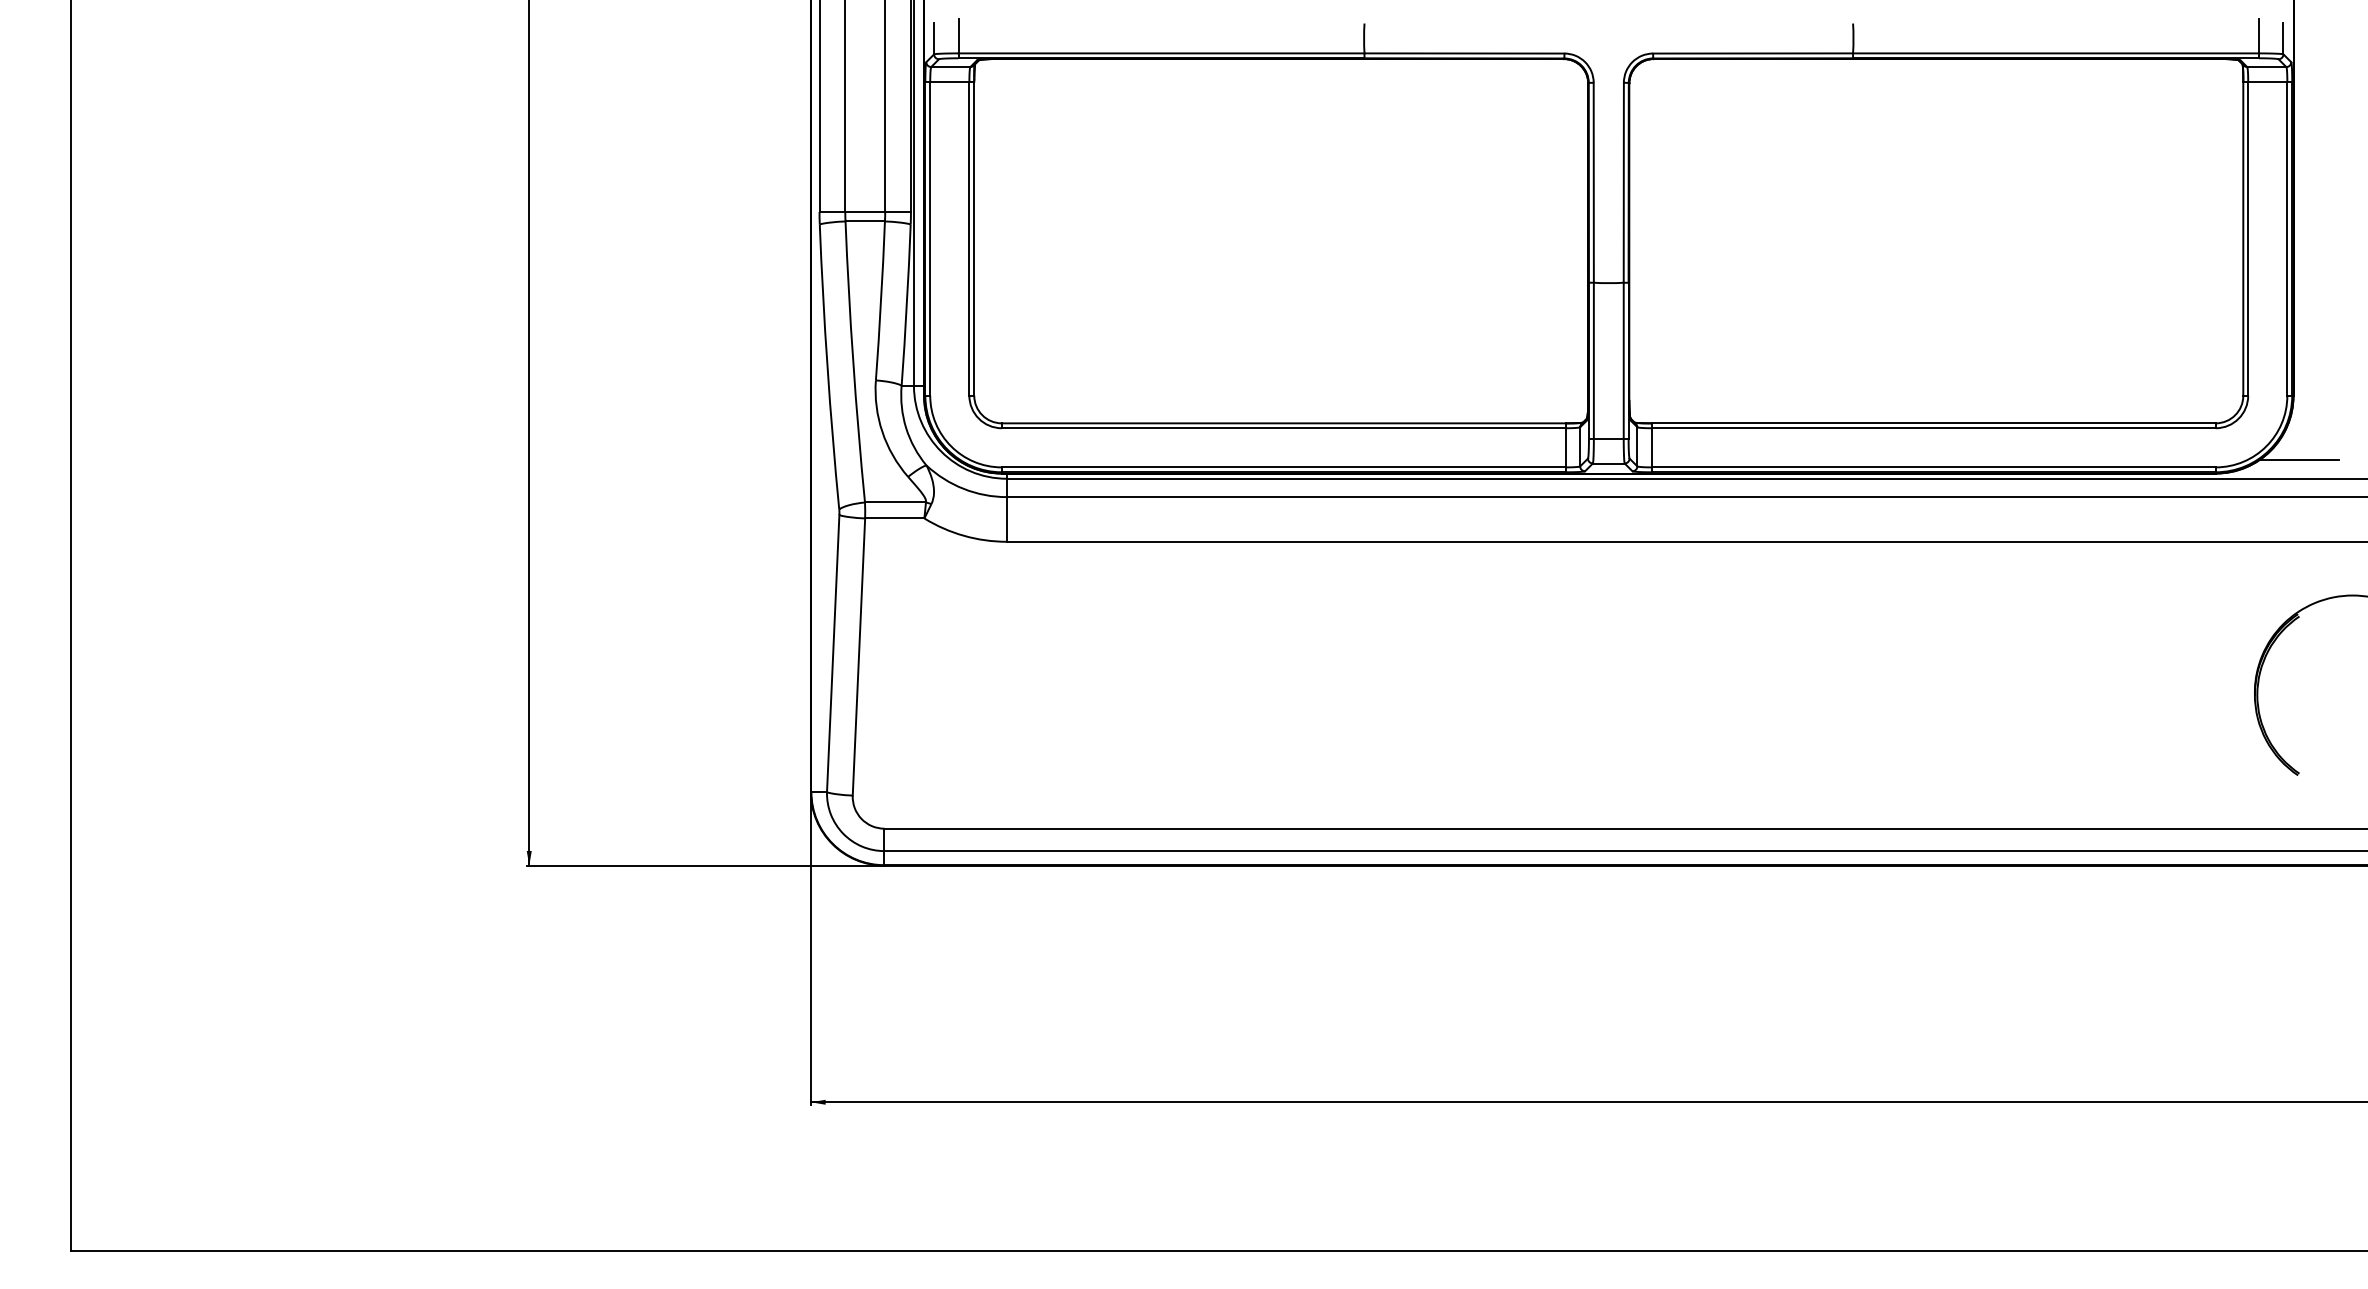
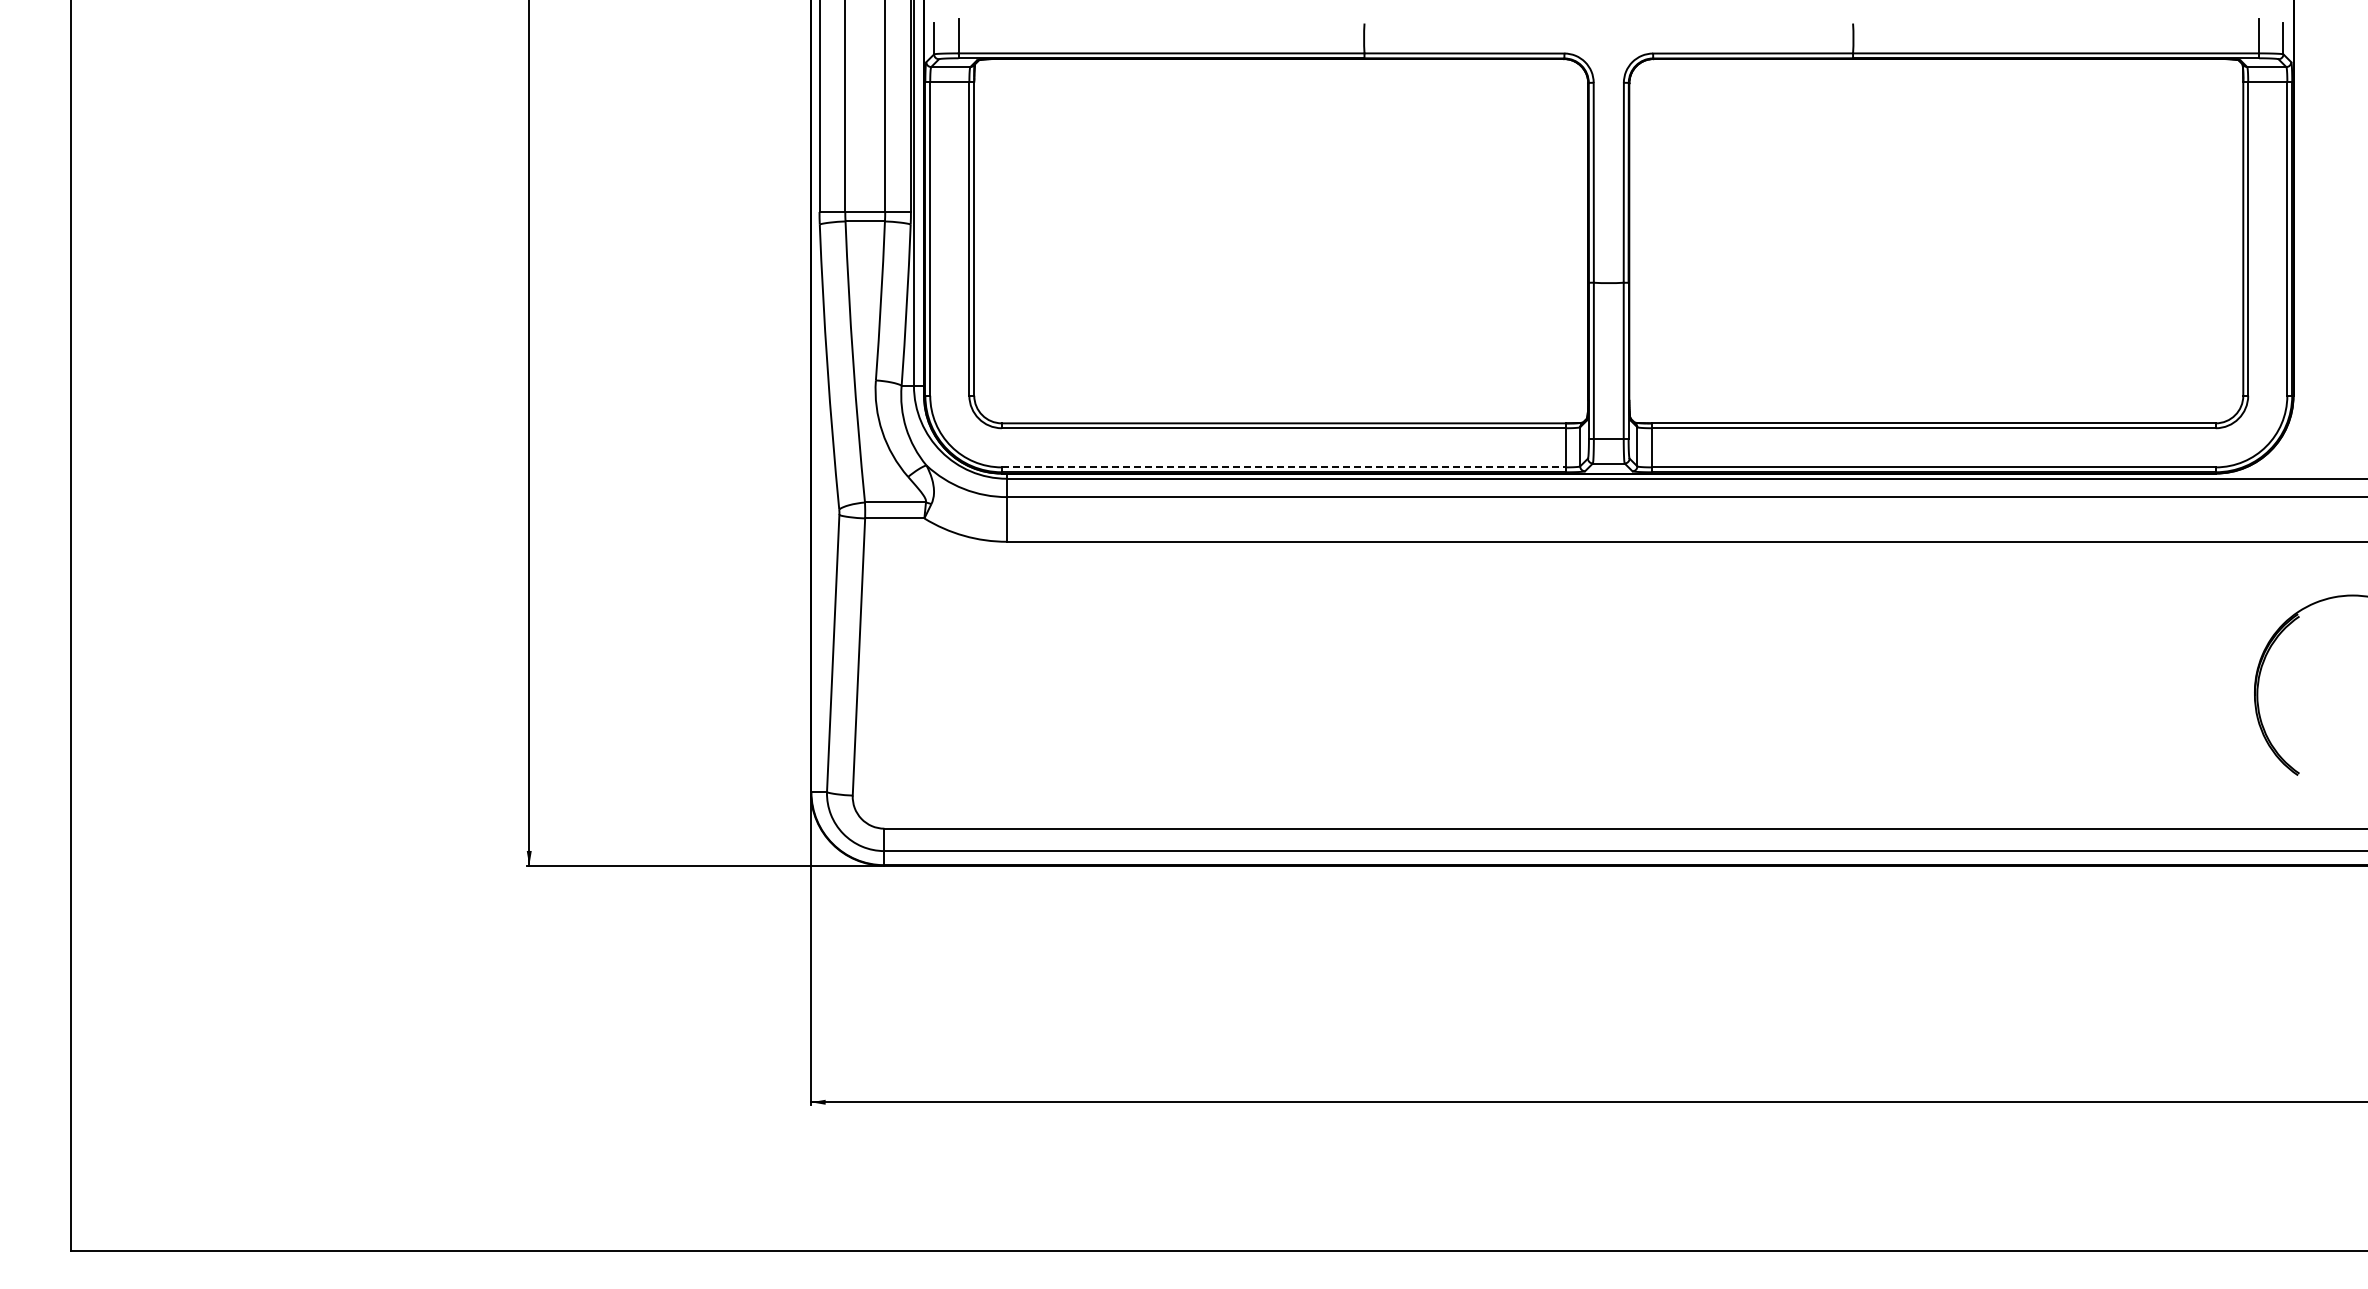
line: present -> none (2298, 460)
line: solid -> dashed (1283, 467)
